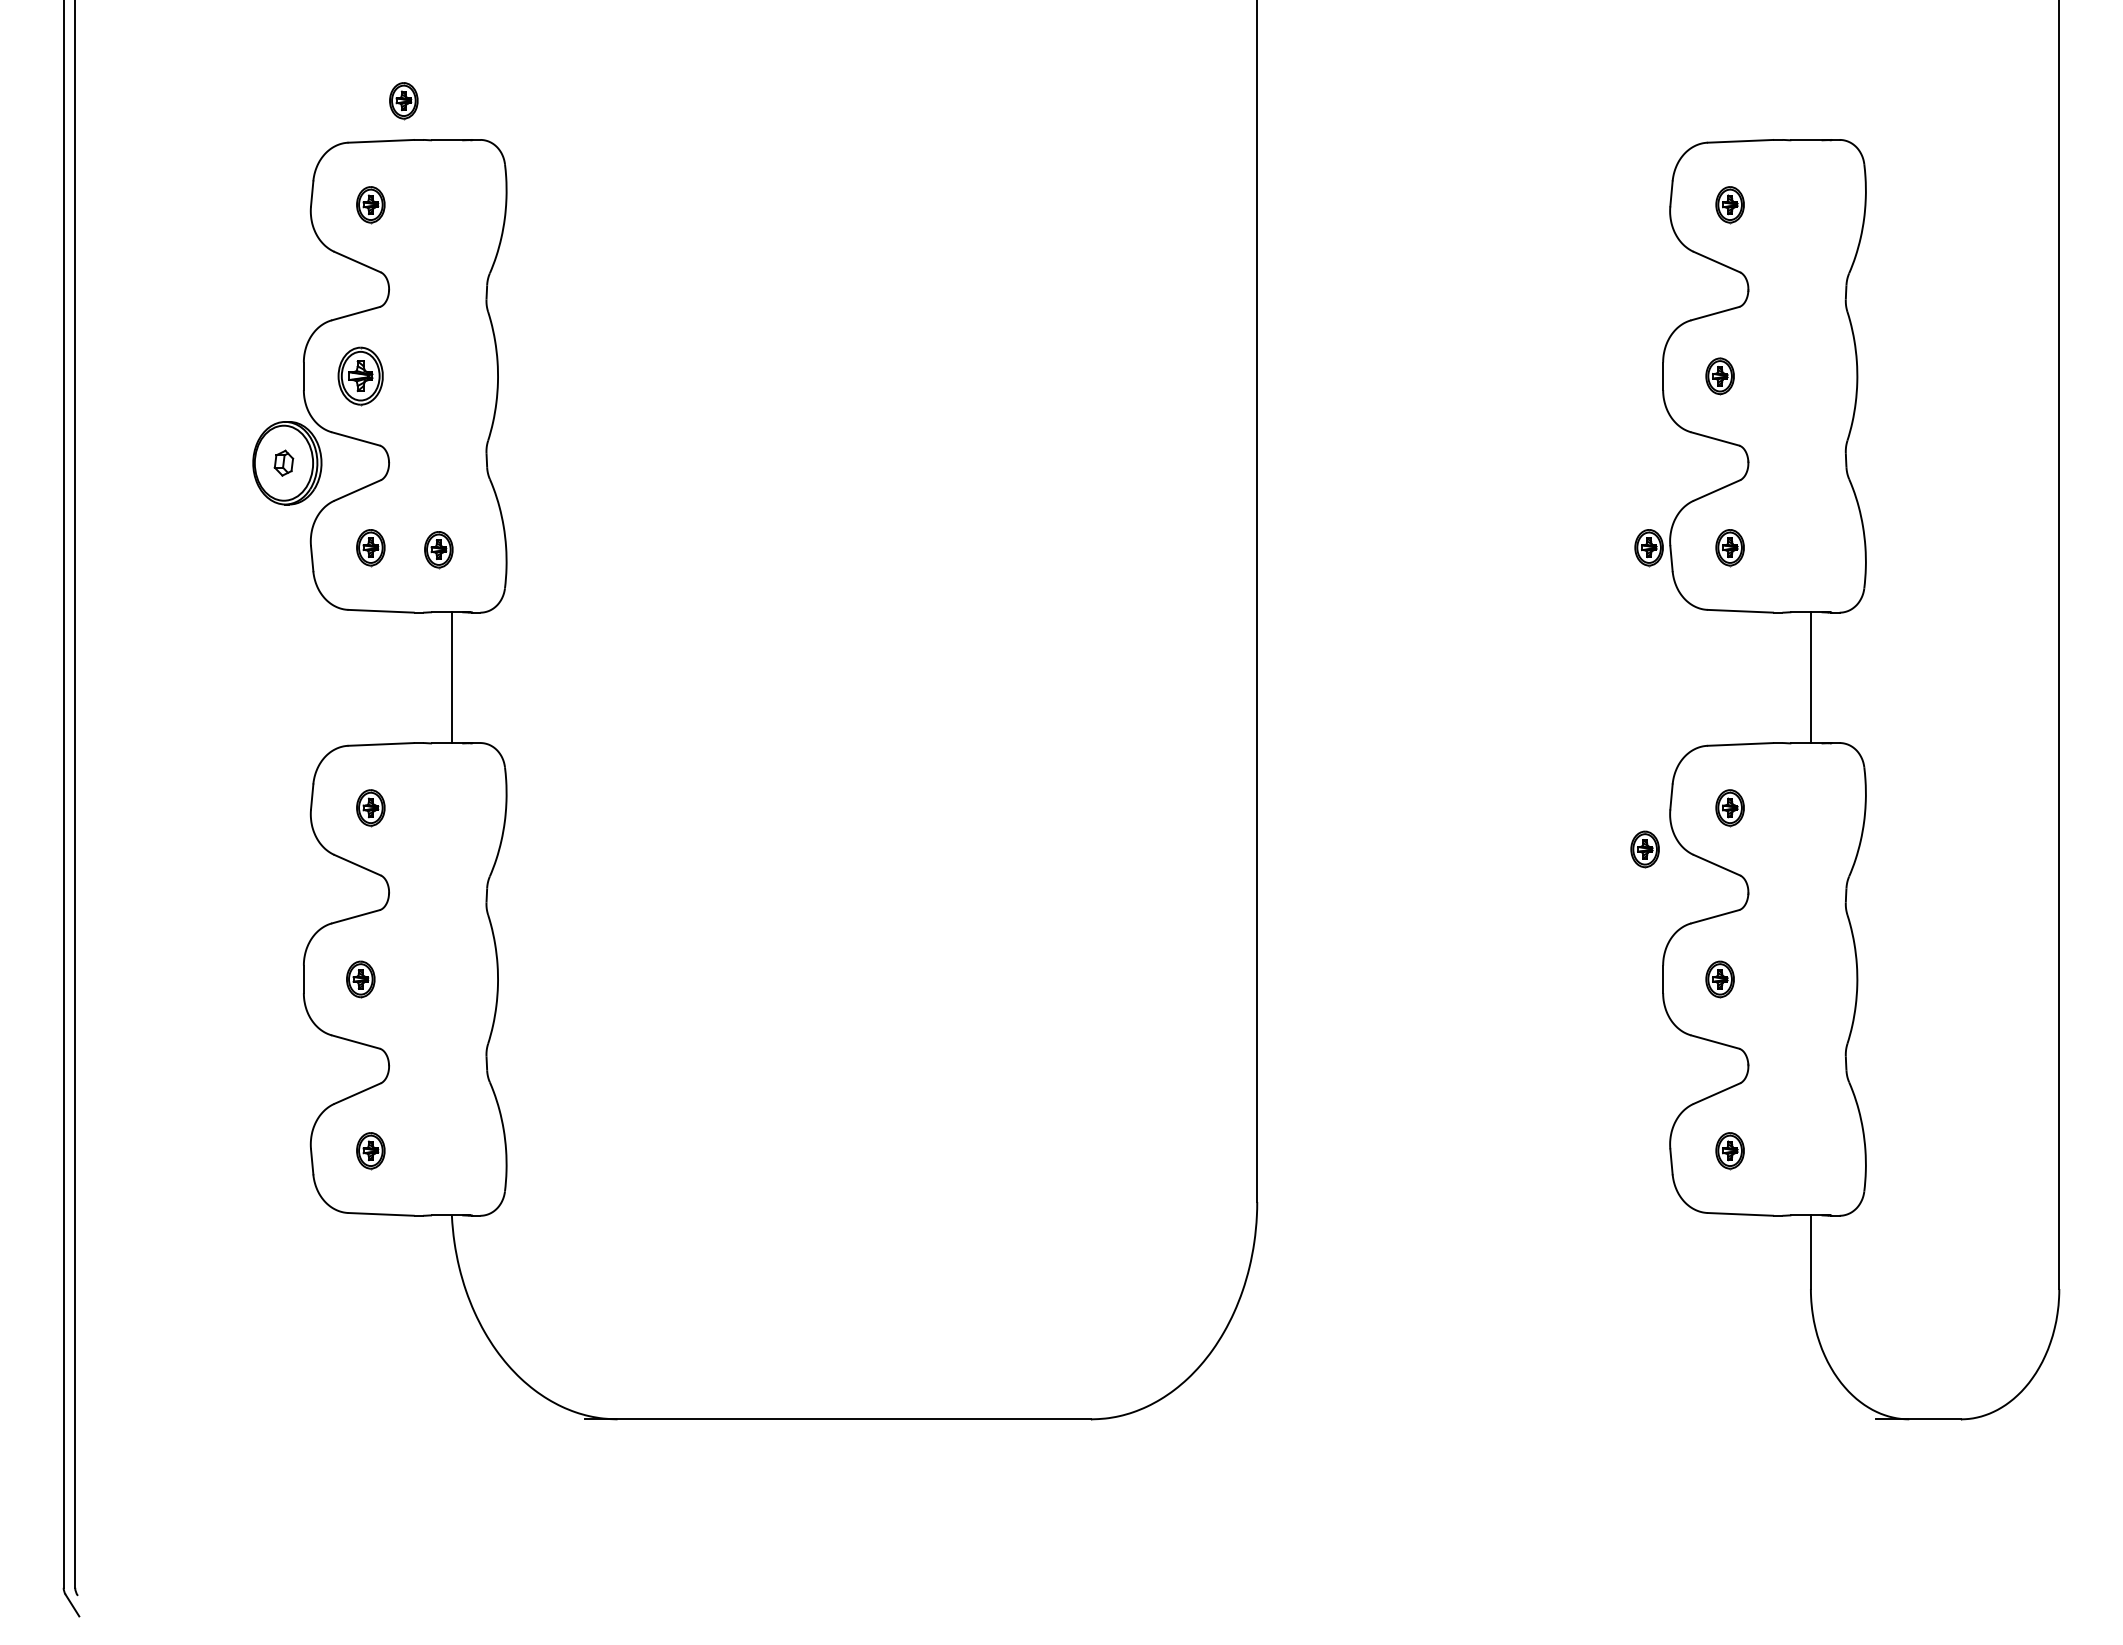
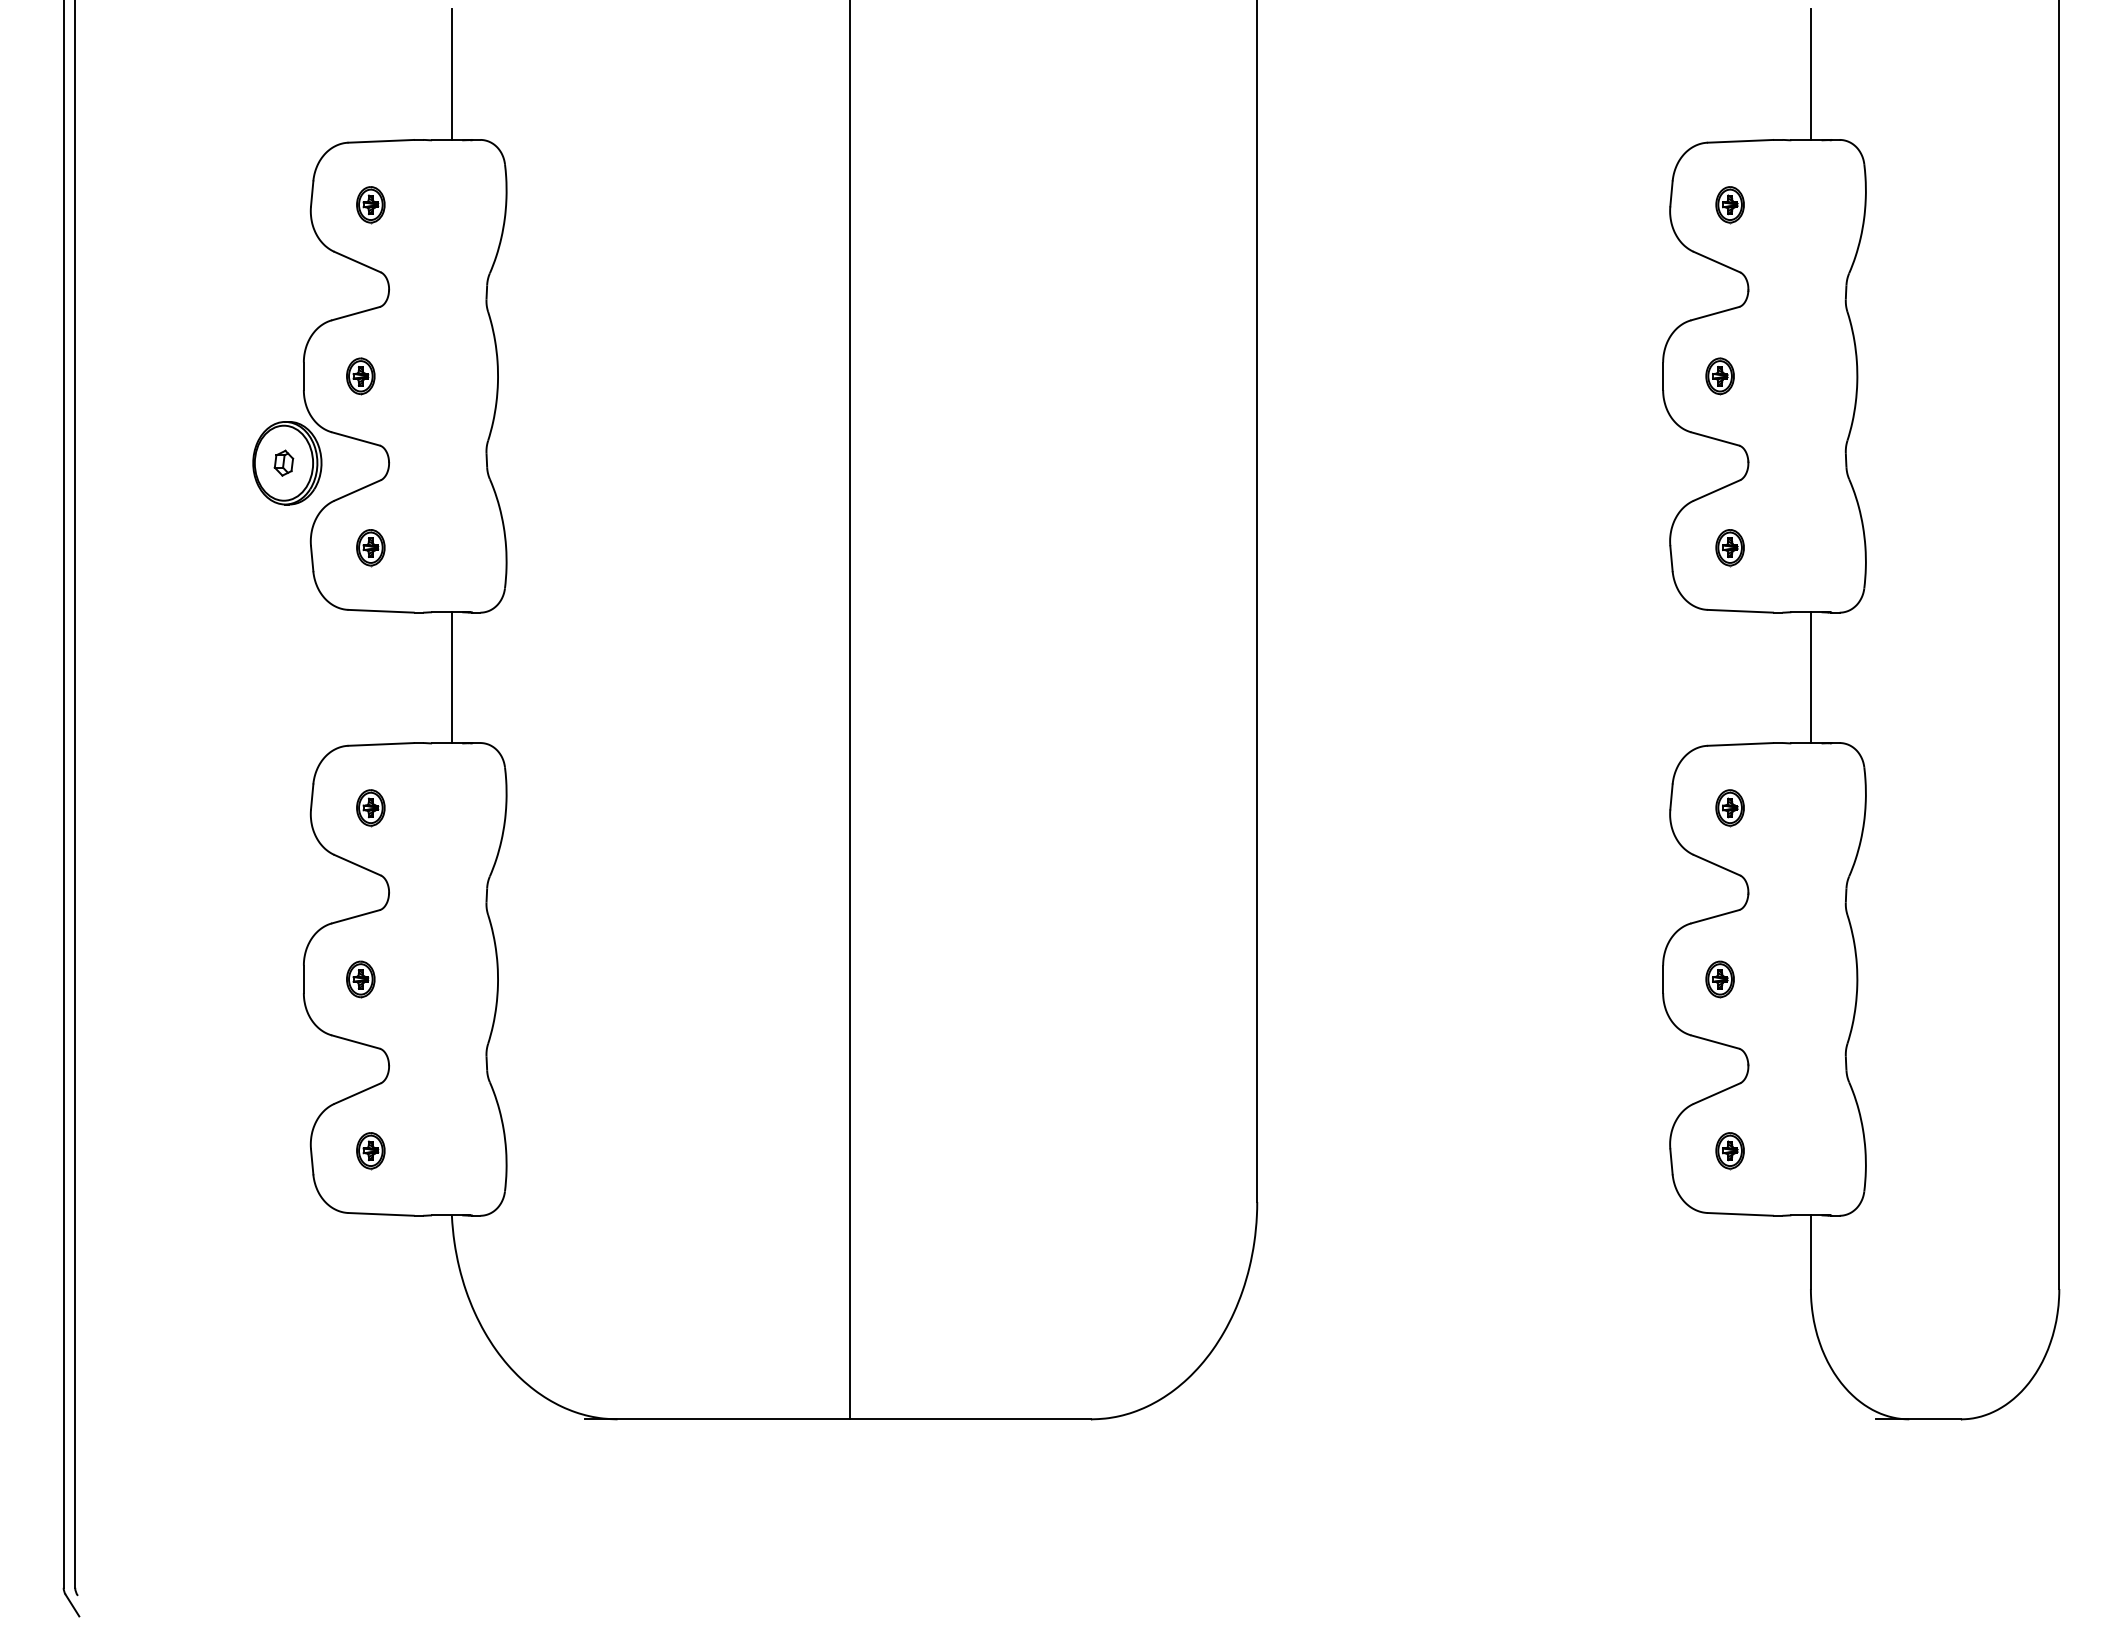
line: none -> present (451, 74)
line: none -> present (1810, 74)
part: present -> none (403, 101)
part size: 47x61 px -> 30x39 px (360, 376)
part: present -> none (1648, 548)
part: present -> none (438, 550)
line: none -> present (849, 710)
part: present -> none (1644, 849)
